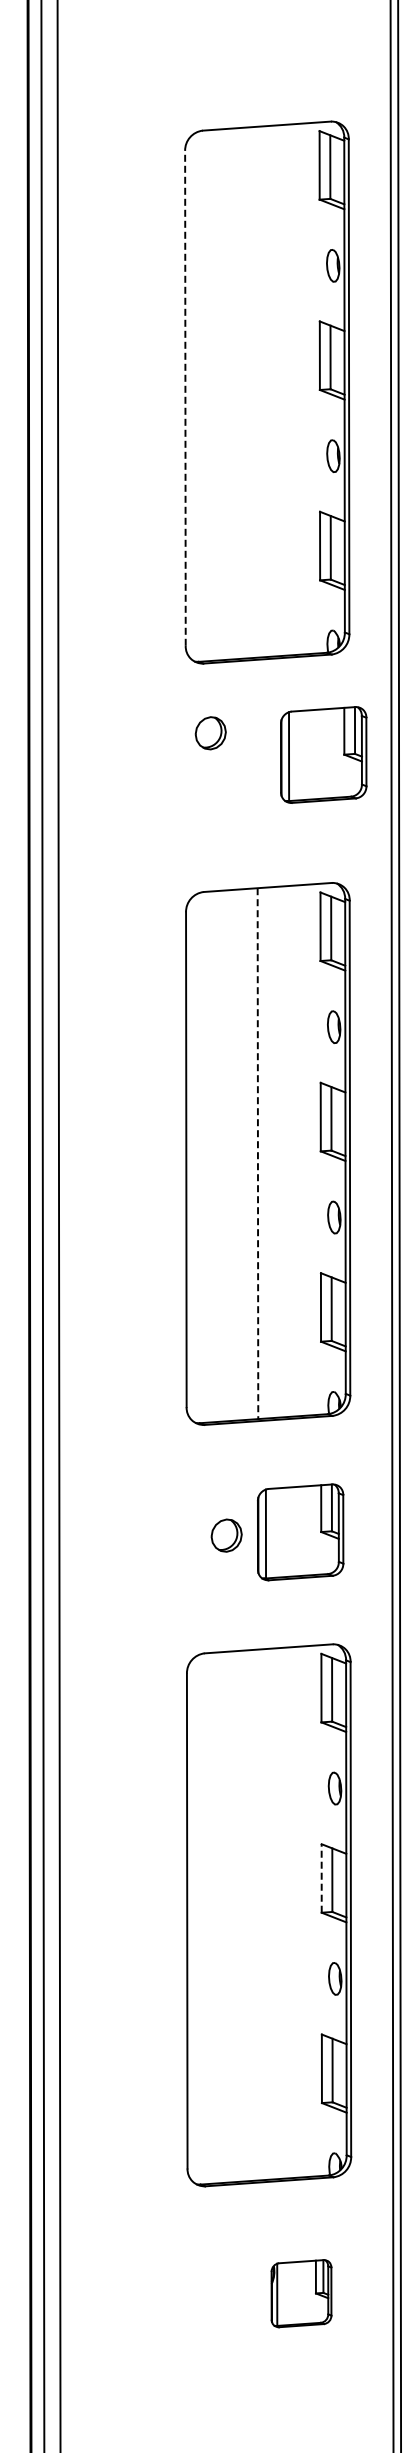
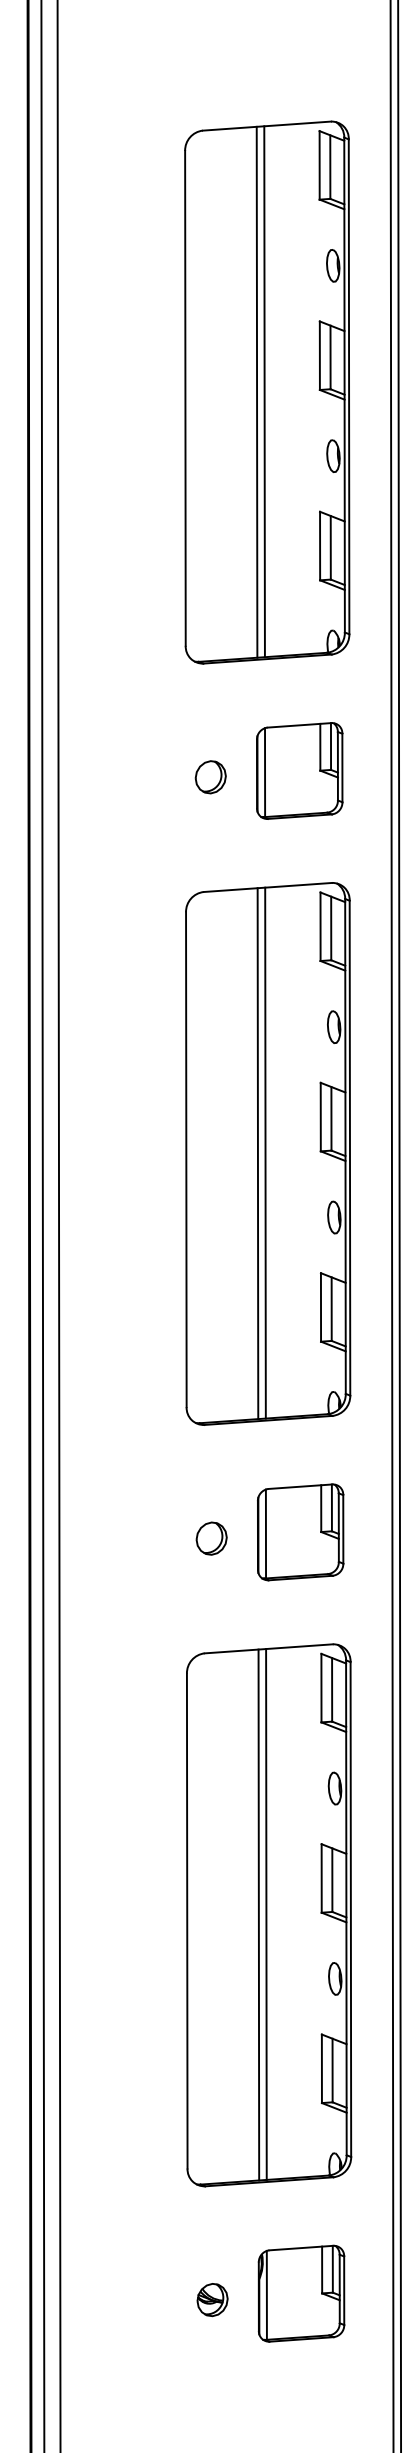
line: none -> present (256, 391)
line: none -> present (264, 391)
line: dashed -> solid (185, 397)
part position: (210, 733) -> (210, 777) (210, 777)
part position: (323, 754) -> (299, 770) (299, 770)
line: none -> present (265, 1152)
line: dashed -> solid (257, 1154)
part position: (226, 1535) -> (211, 1538) (211, 1538)
line: dashed -> solid (321, 1877)
line: none -> present (258, 1914)
line: none -> present (266, 1914)
part size: 63x70 px -> 89x99 px (301, 2293)
part: none -> present (212, 2300)
